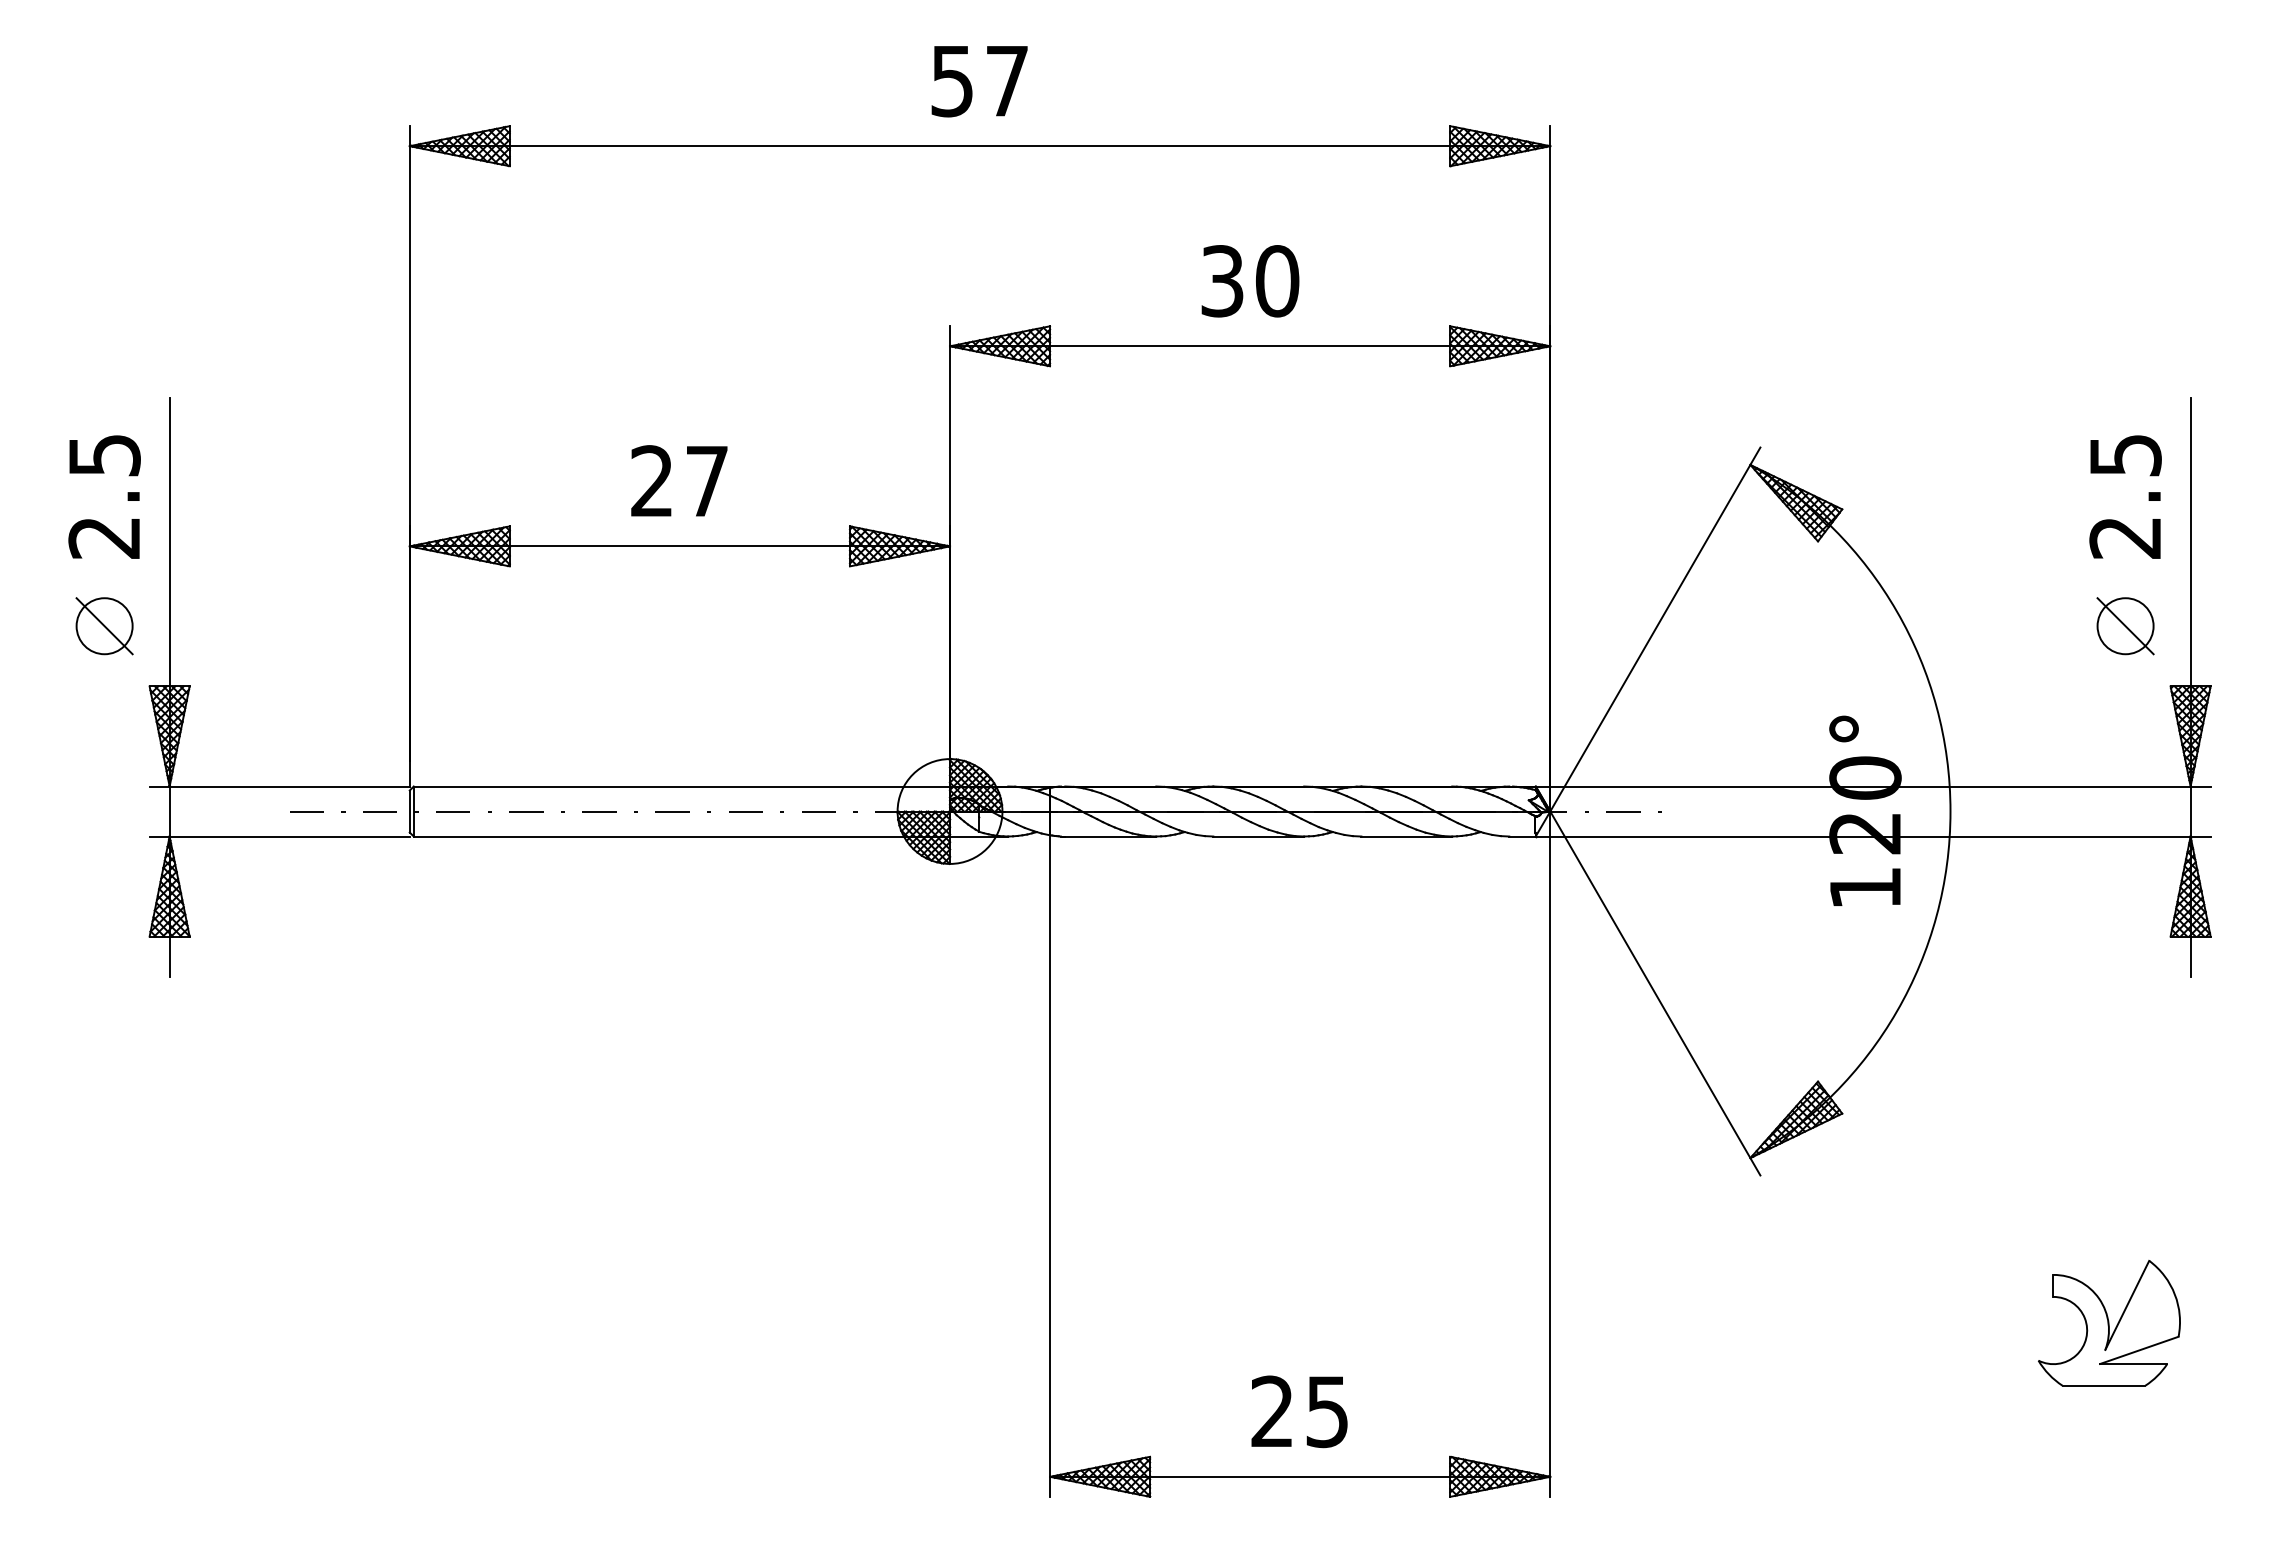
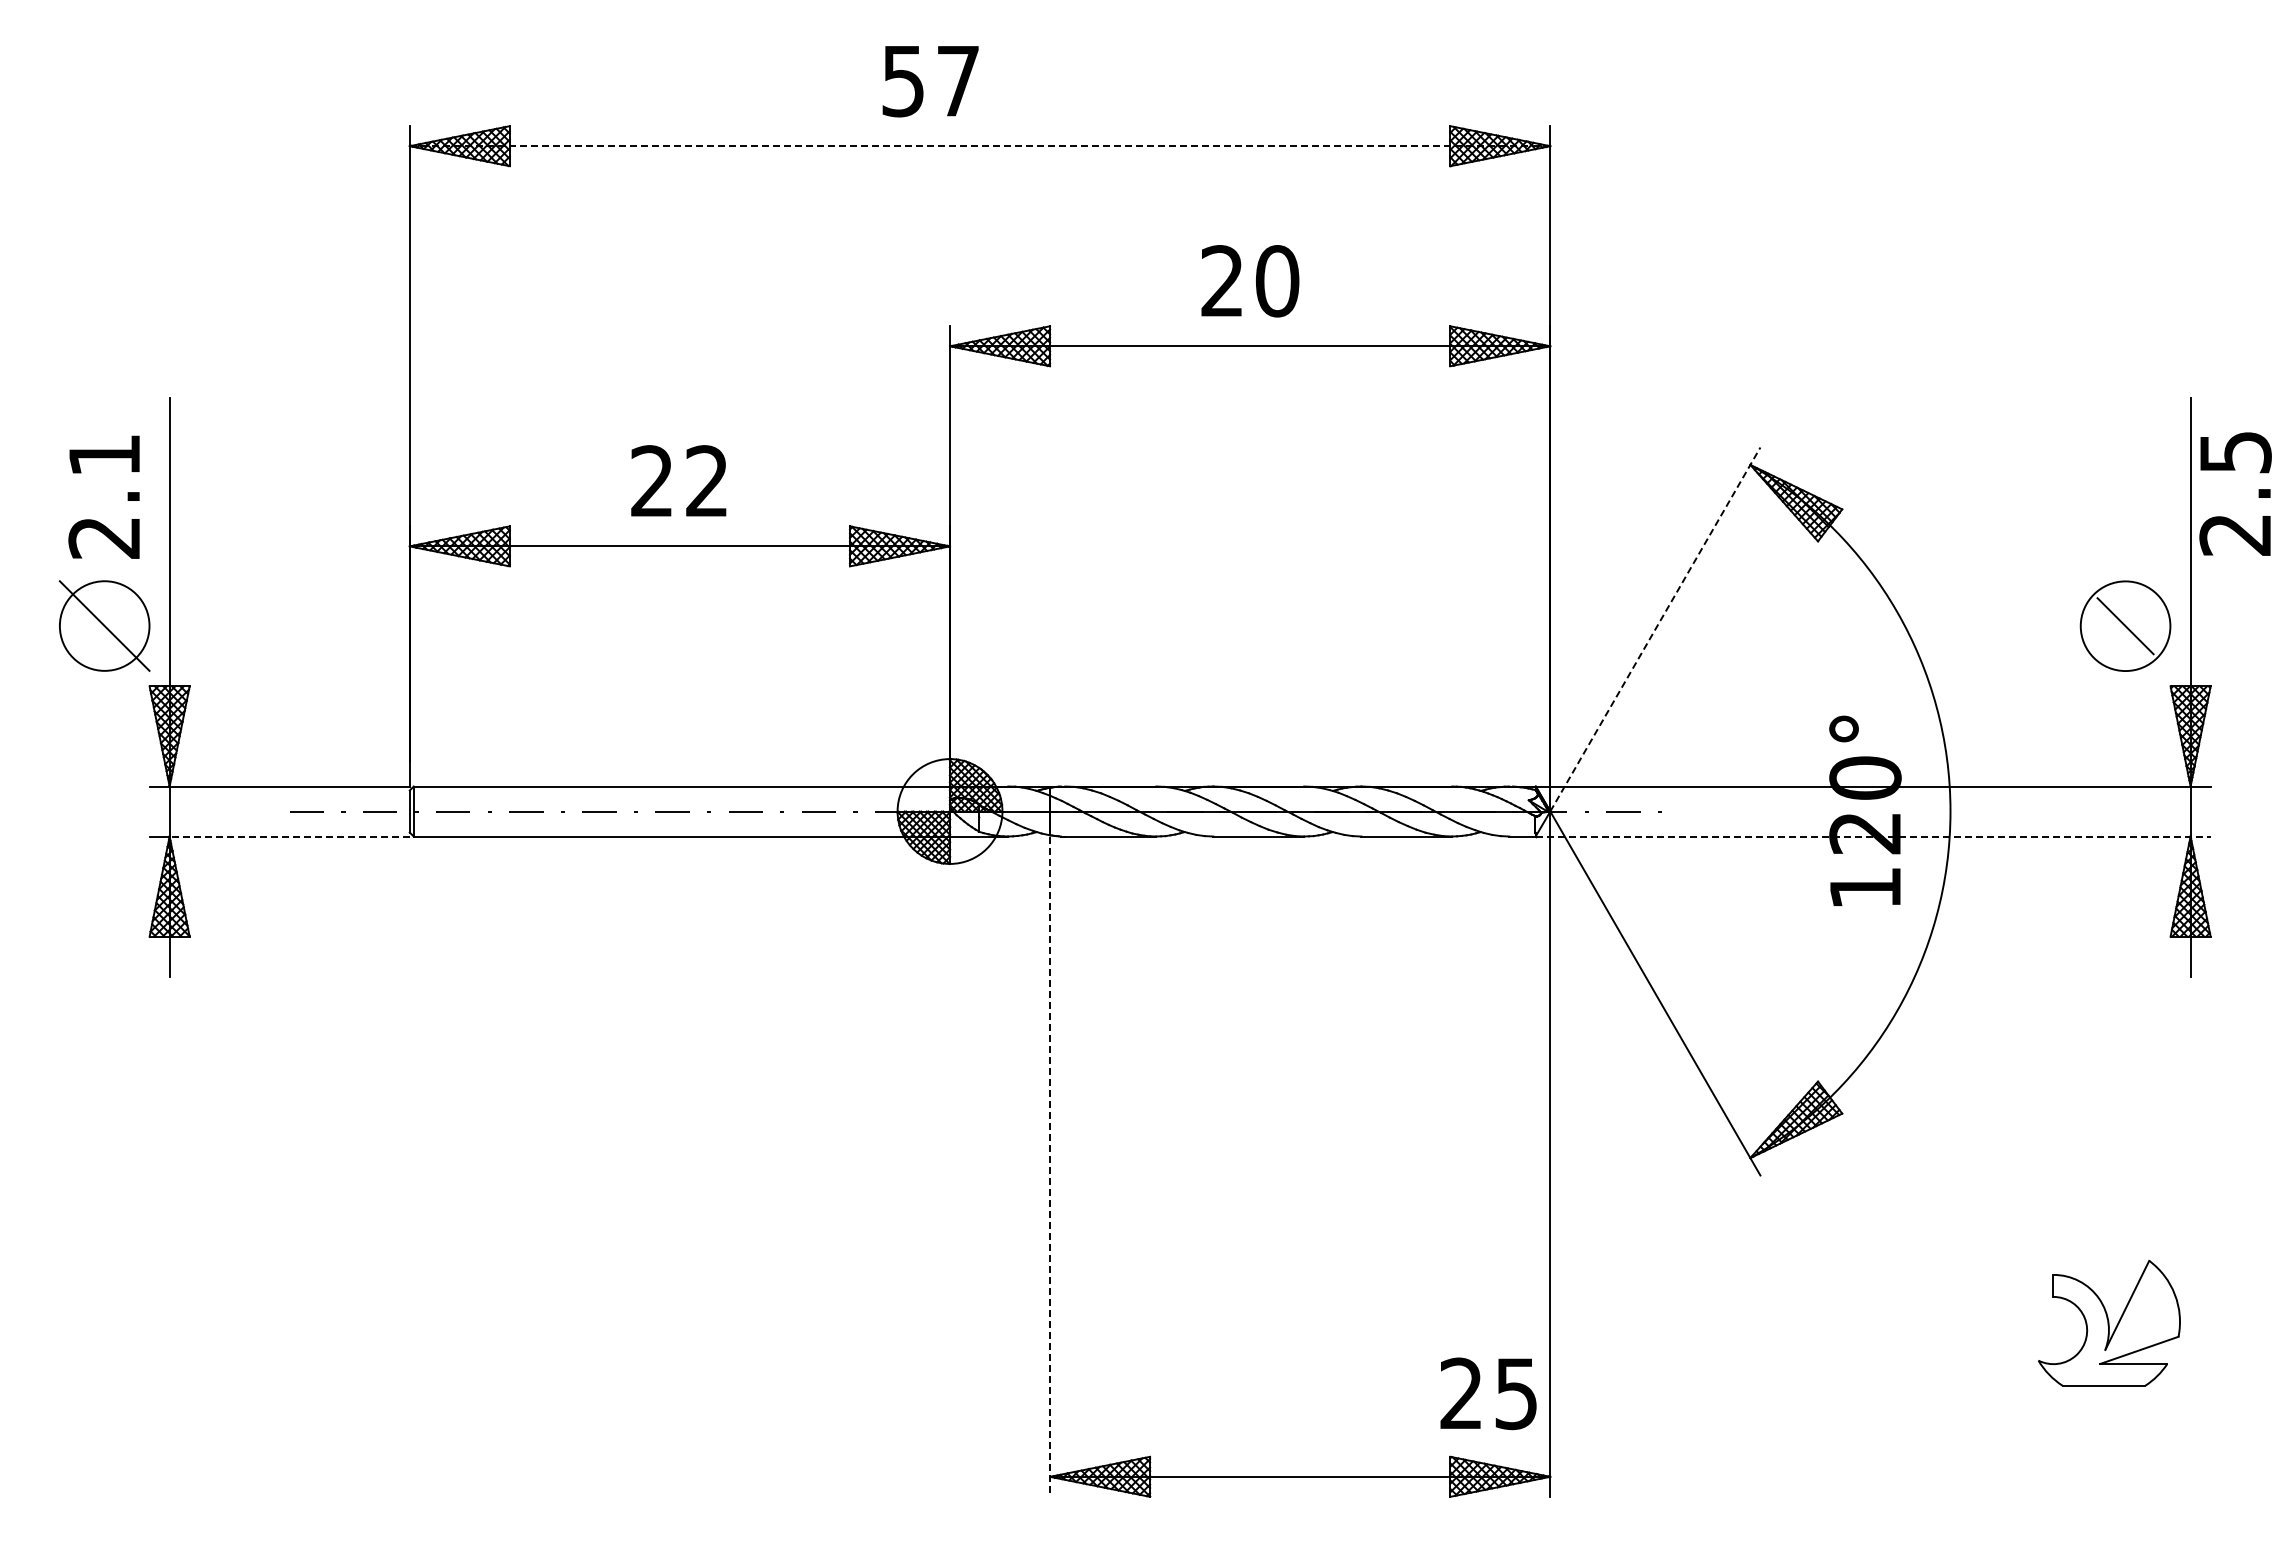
text position: (979, 81) -> (930, 81) (930, 81)
line: solid -> dashed (980, 146)
text: 30 -> 20 (1222, 281)
text: 2.5 -> 2.1 (104, 455)
text: 27 -> 22 (706, 480)
text position: (2125, 496) -> (2235, 493) (2235, 493)
part size: 59x59 px -> 93x92 px (104, 625)
circle diameter: 56 px -> 90 px (2125, 626)
line: solid -> dashed (1655, 629)
line: solid -> dashed (289, 836)
line: solid -> dashed (1873, 836)
line: solid -> dashed (1050, 1167)
text position: (1299, 1411) -> (1488, 1393) (1488, 1393)
